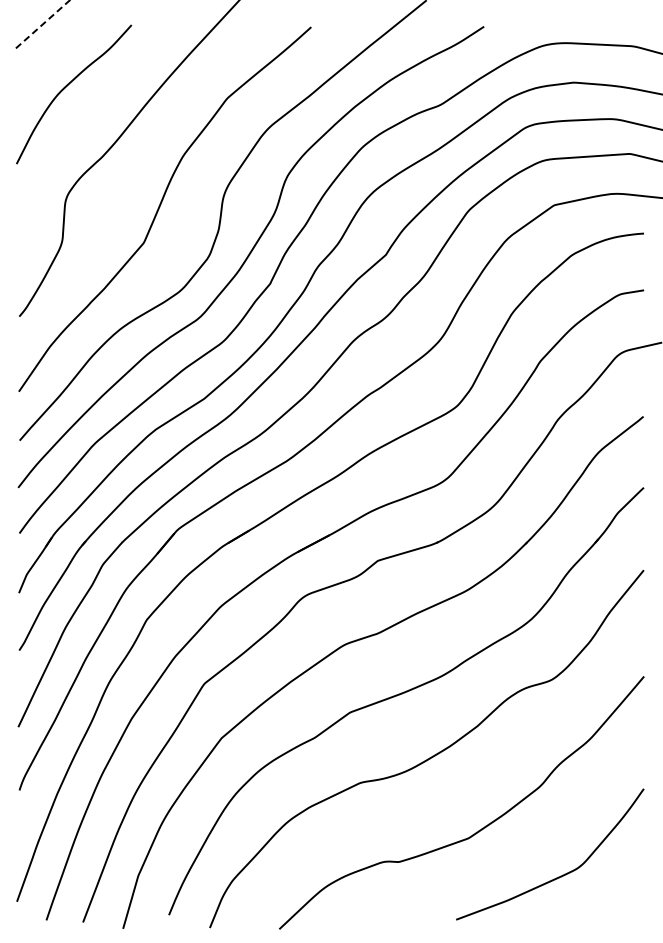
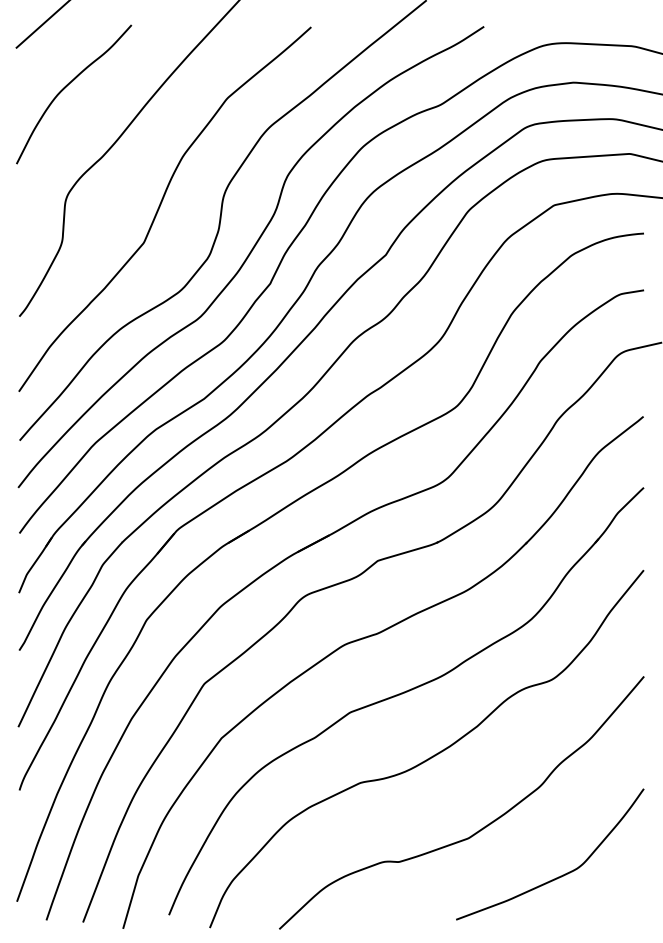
line: dashed -> solid (42, 24)
